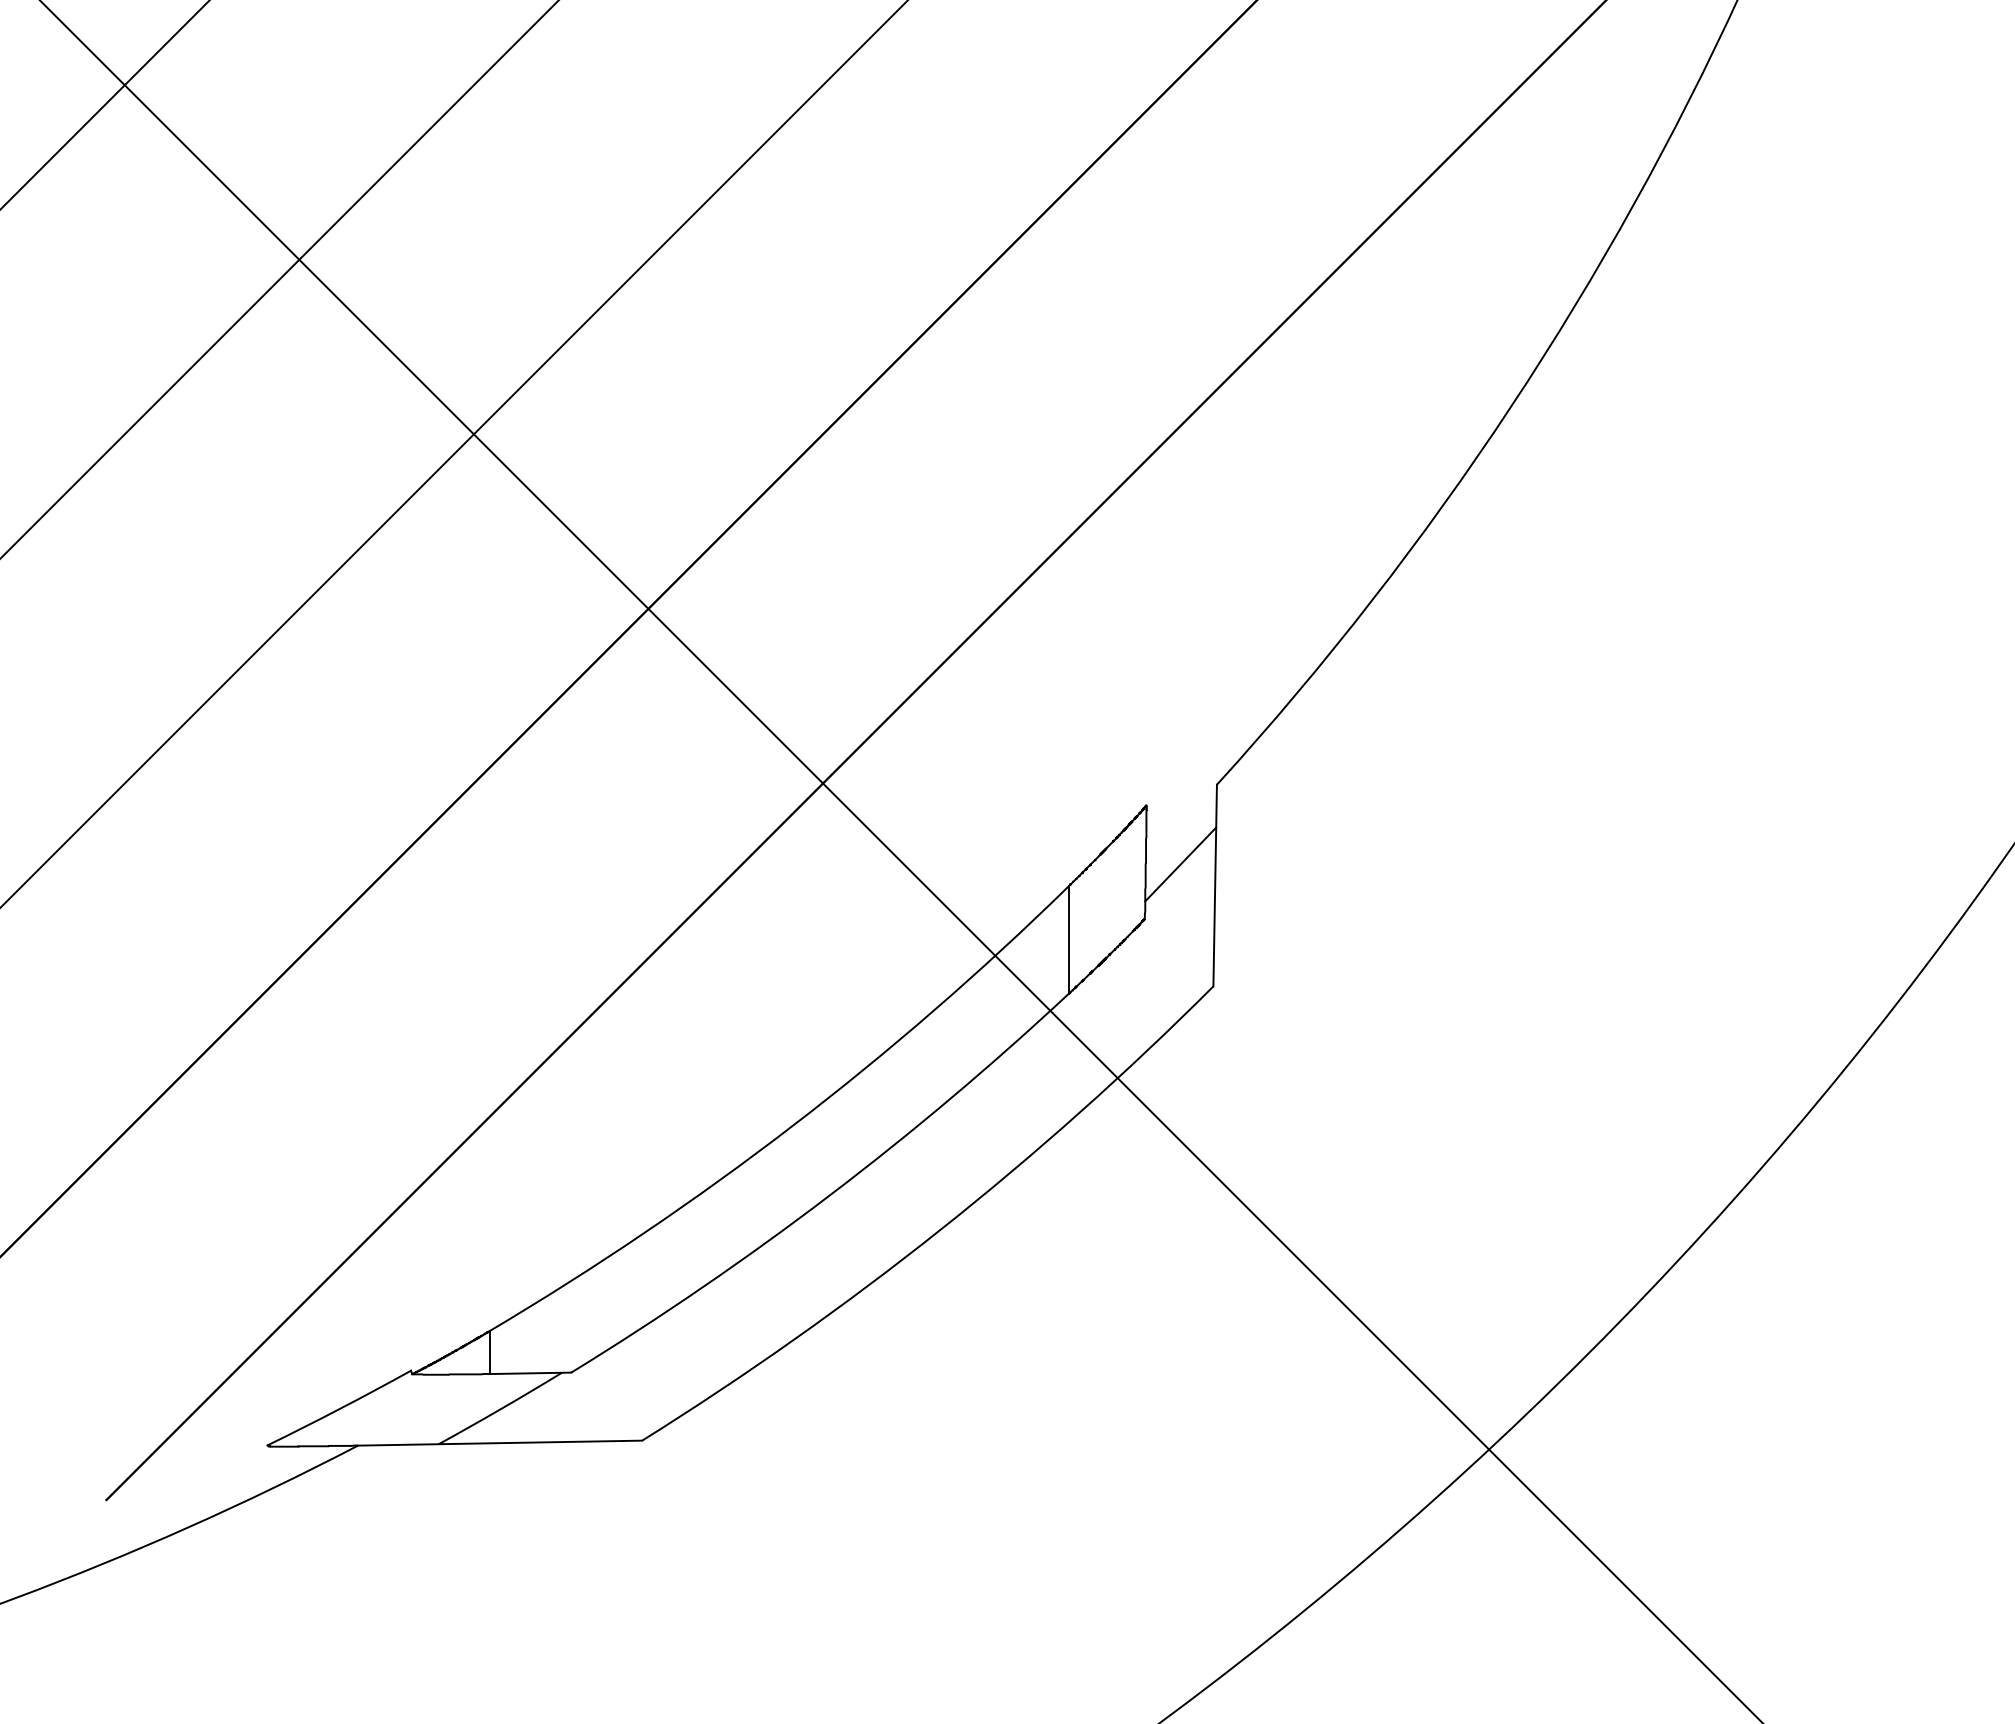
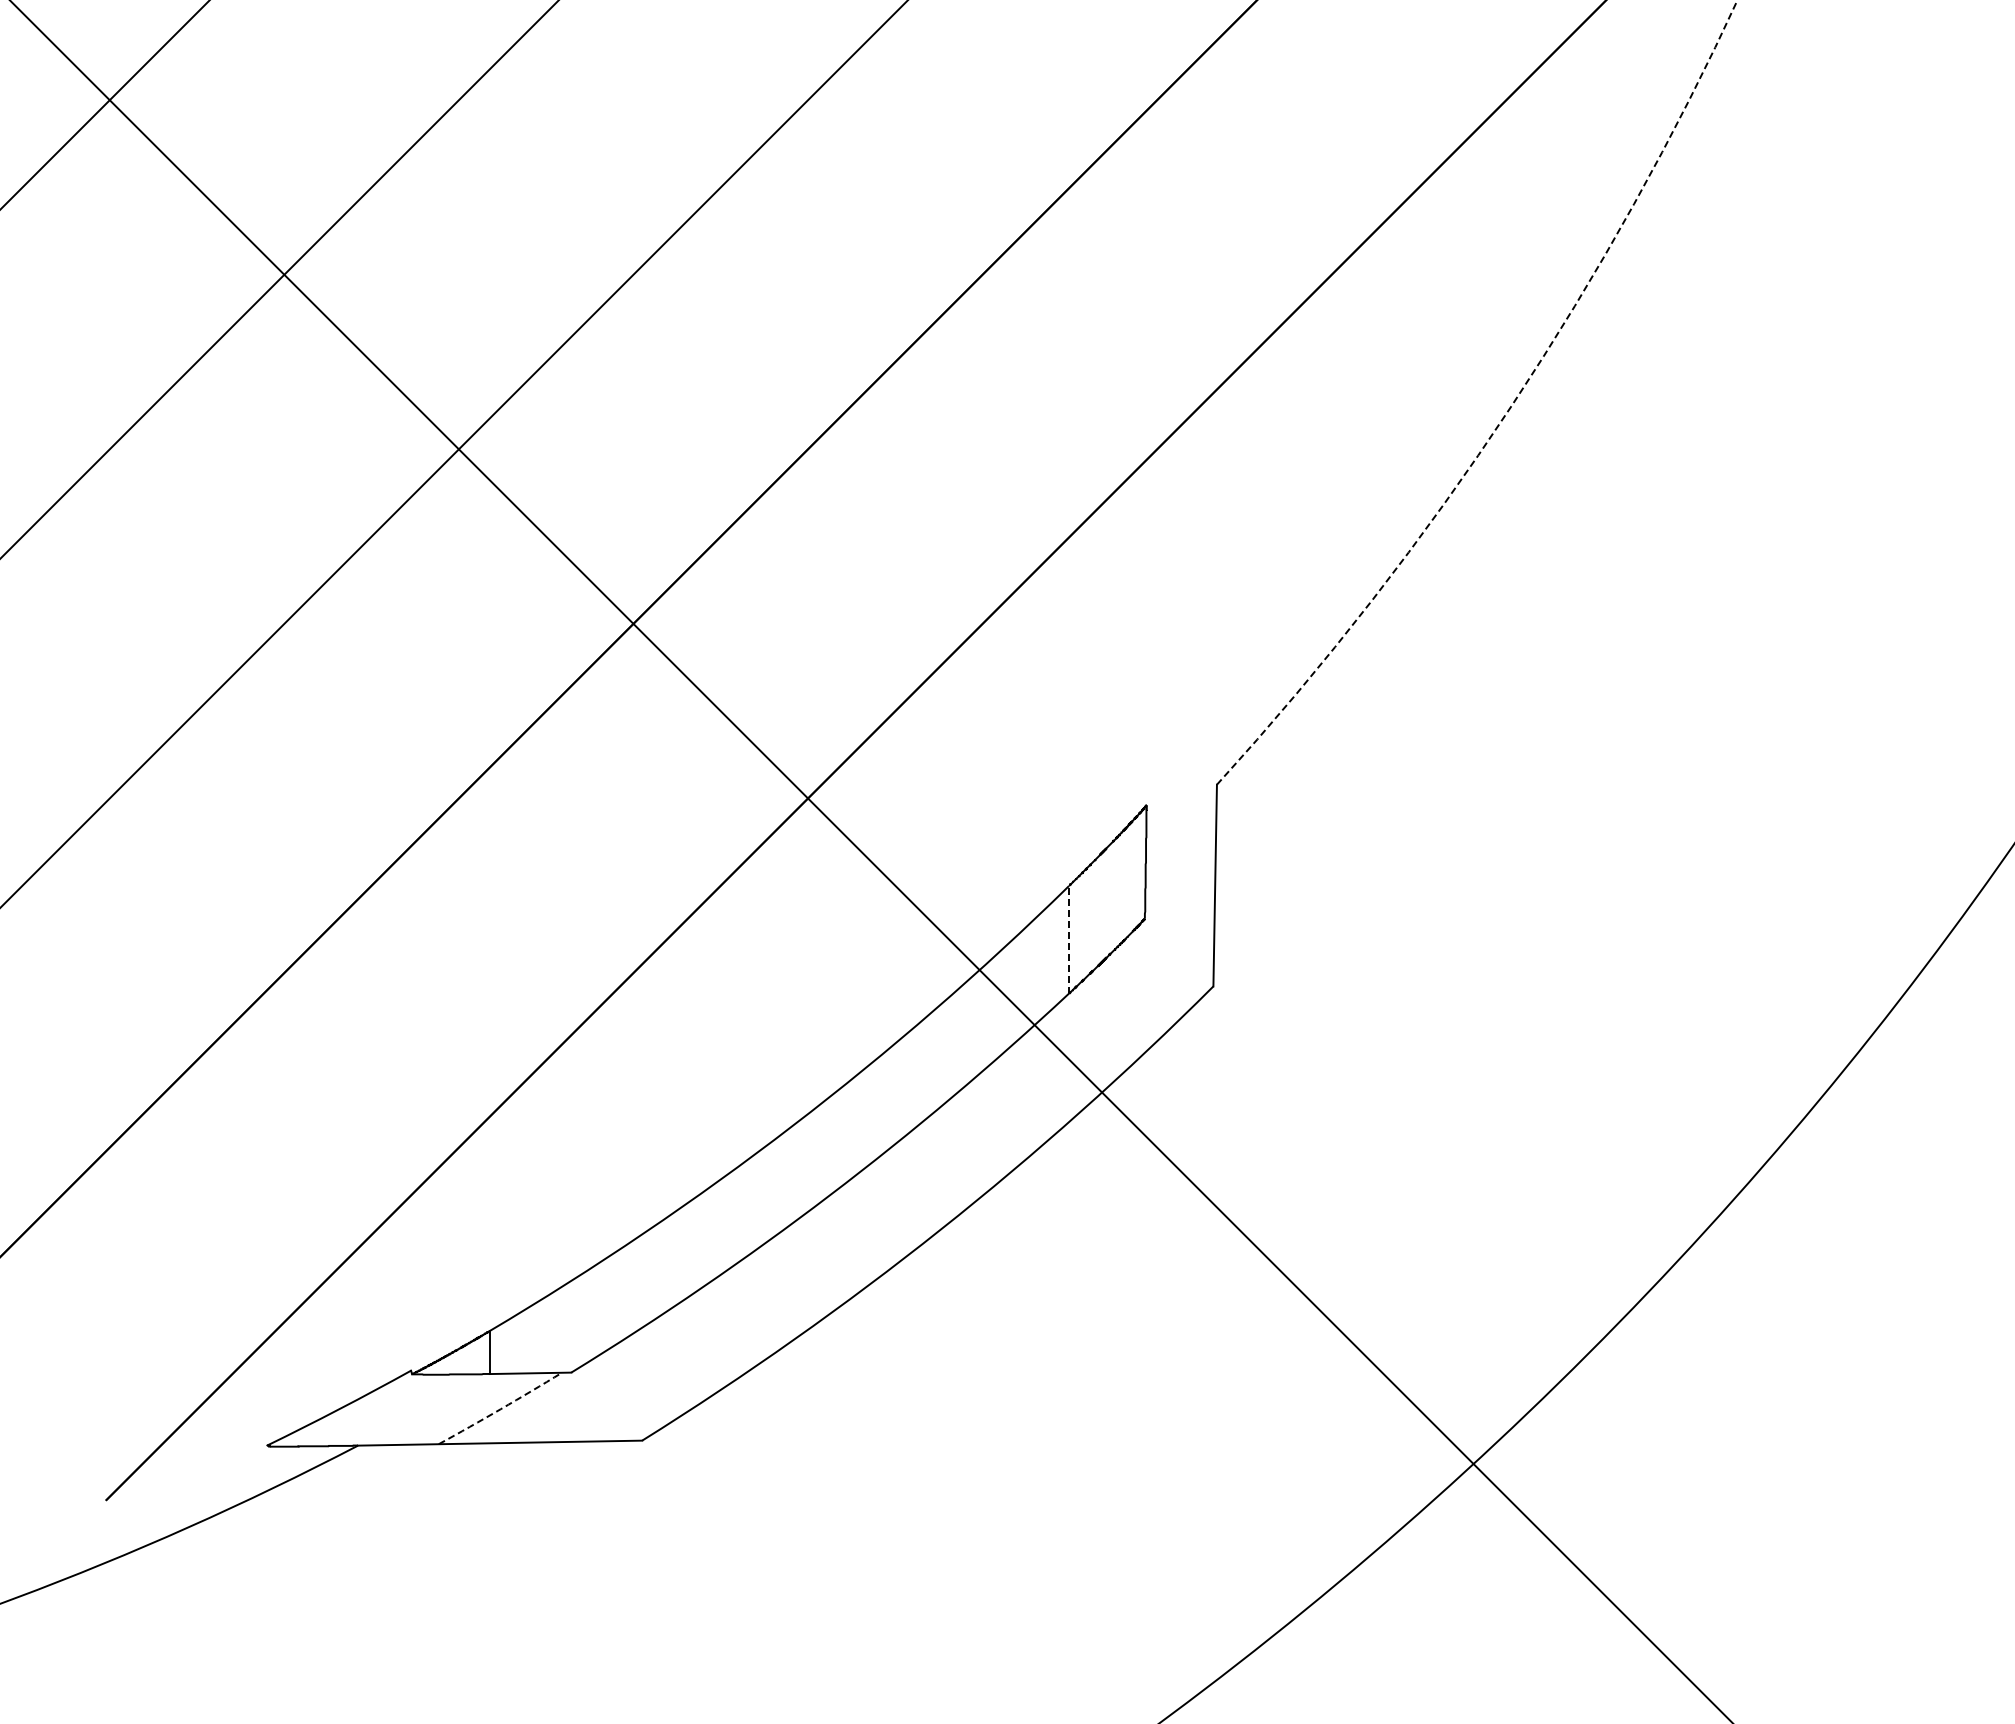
arc: solid -> dashed (1507, 412)
line position: (901, 861) -> (870, 861) (870, 861)
line: present -> none (1180, 864)
line: solid -> dashed (1068, 939)
arc: solid -> dashed (500, 1409)
